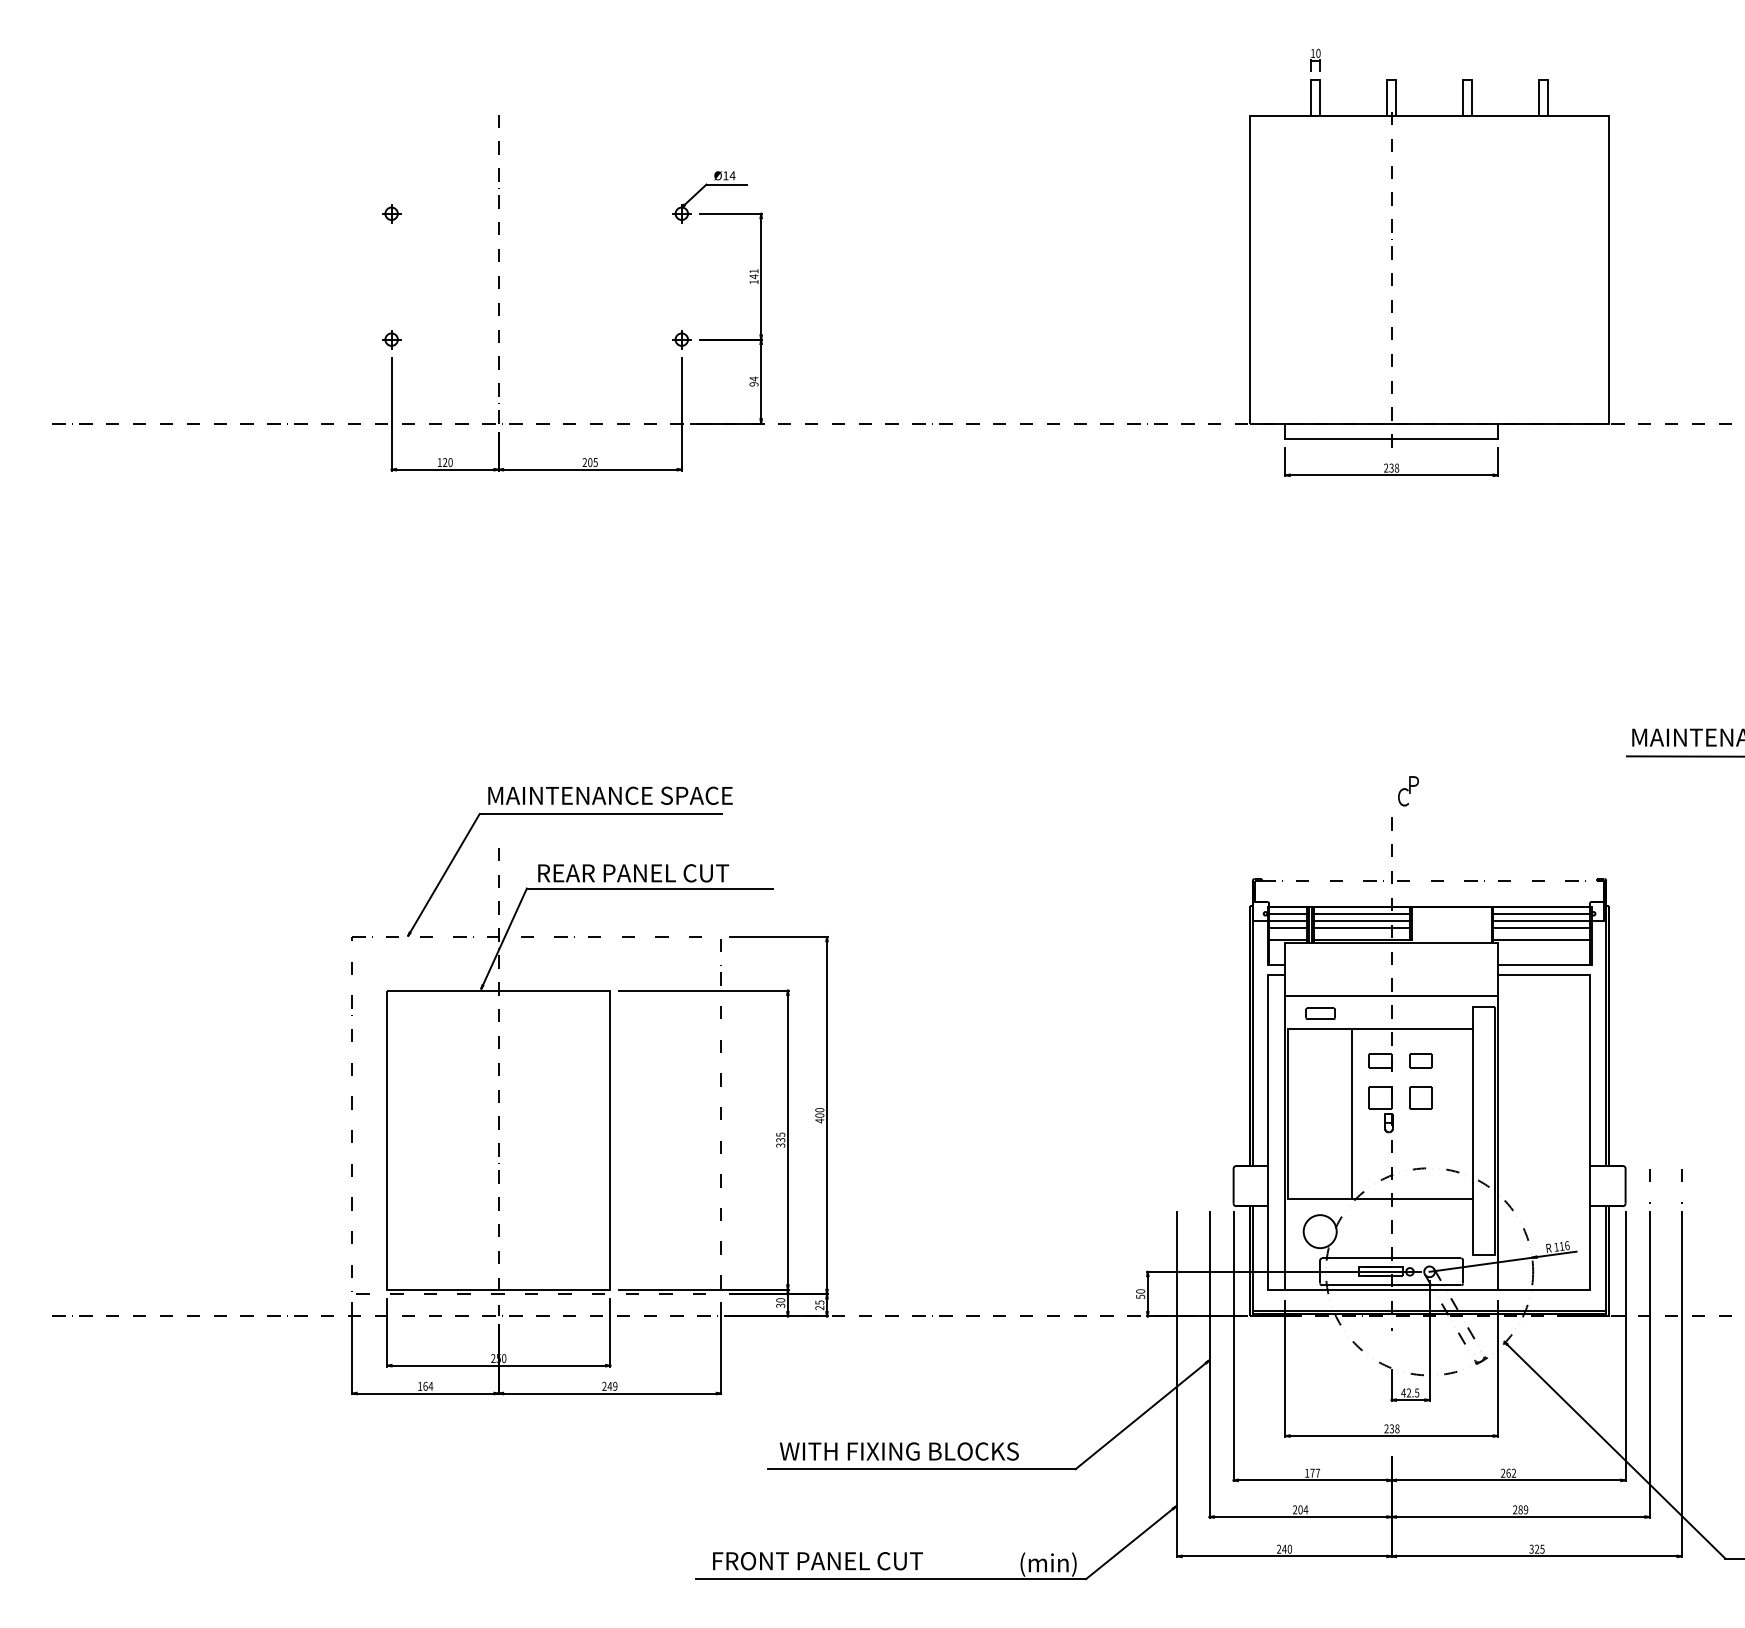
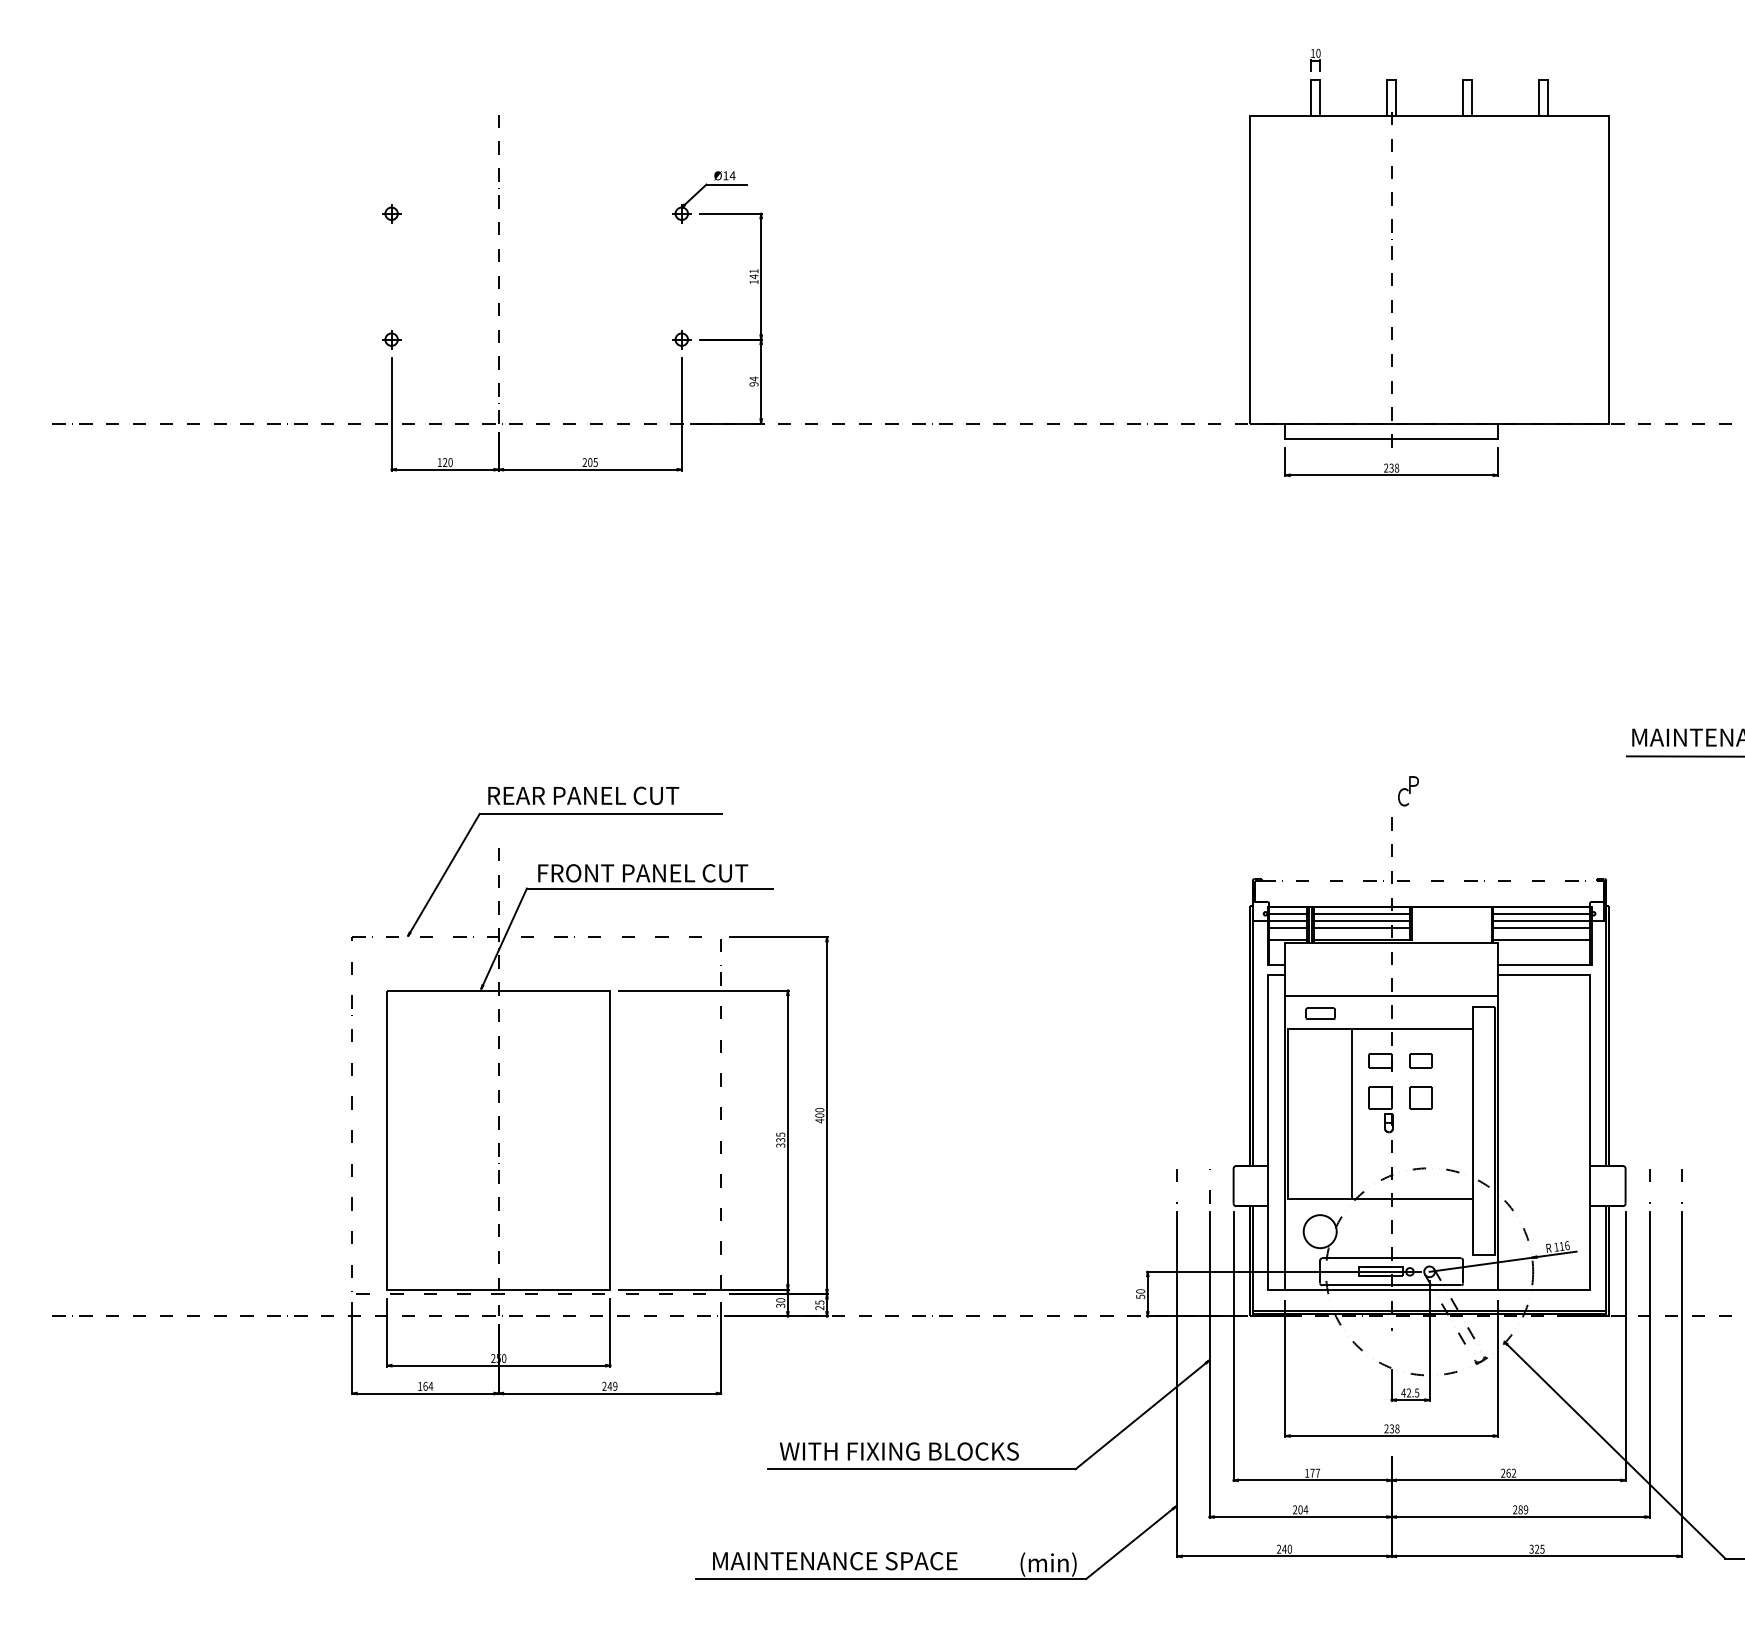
text: MAINTENANCE SPACE -> REAR PANEL CUT (611, 795)
text: REAR PANEL CUT -> FRONT PANEL CUT (644, 873)
line: none -> present (1176, 1181)
line: none -> present (1209, 1190)
text: FRONT PANEL CUT -> MAINTENANCE SPACE (835, 1561)
